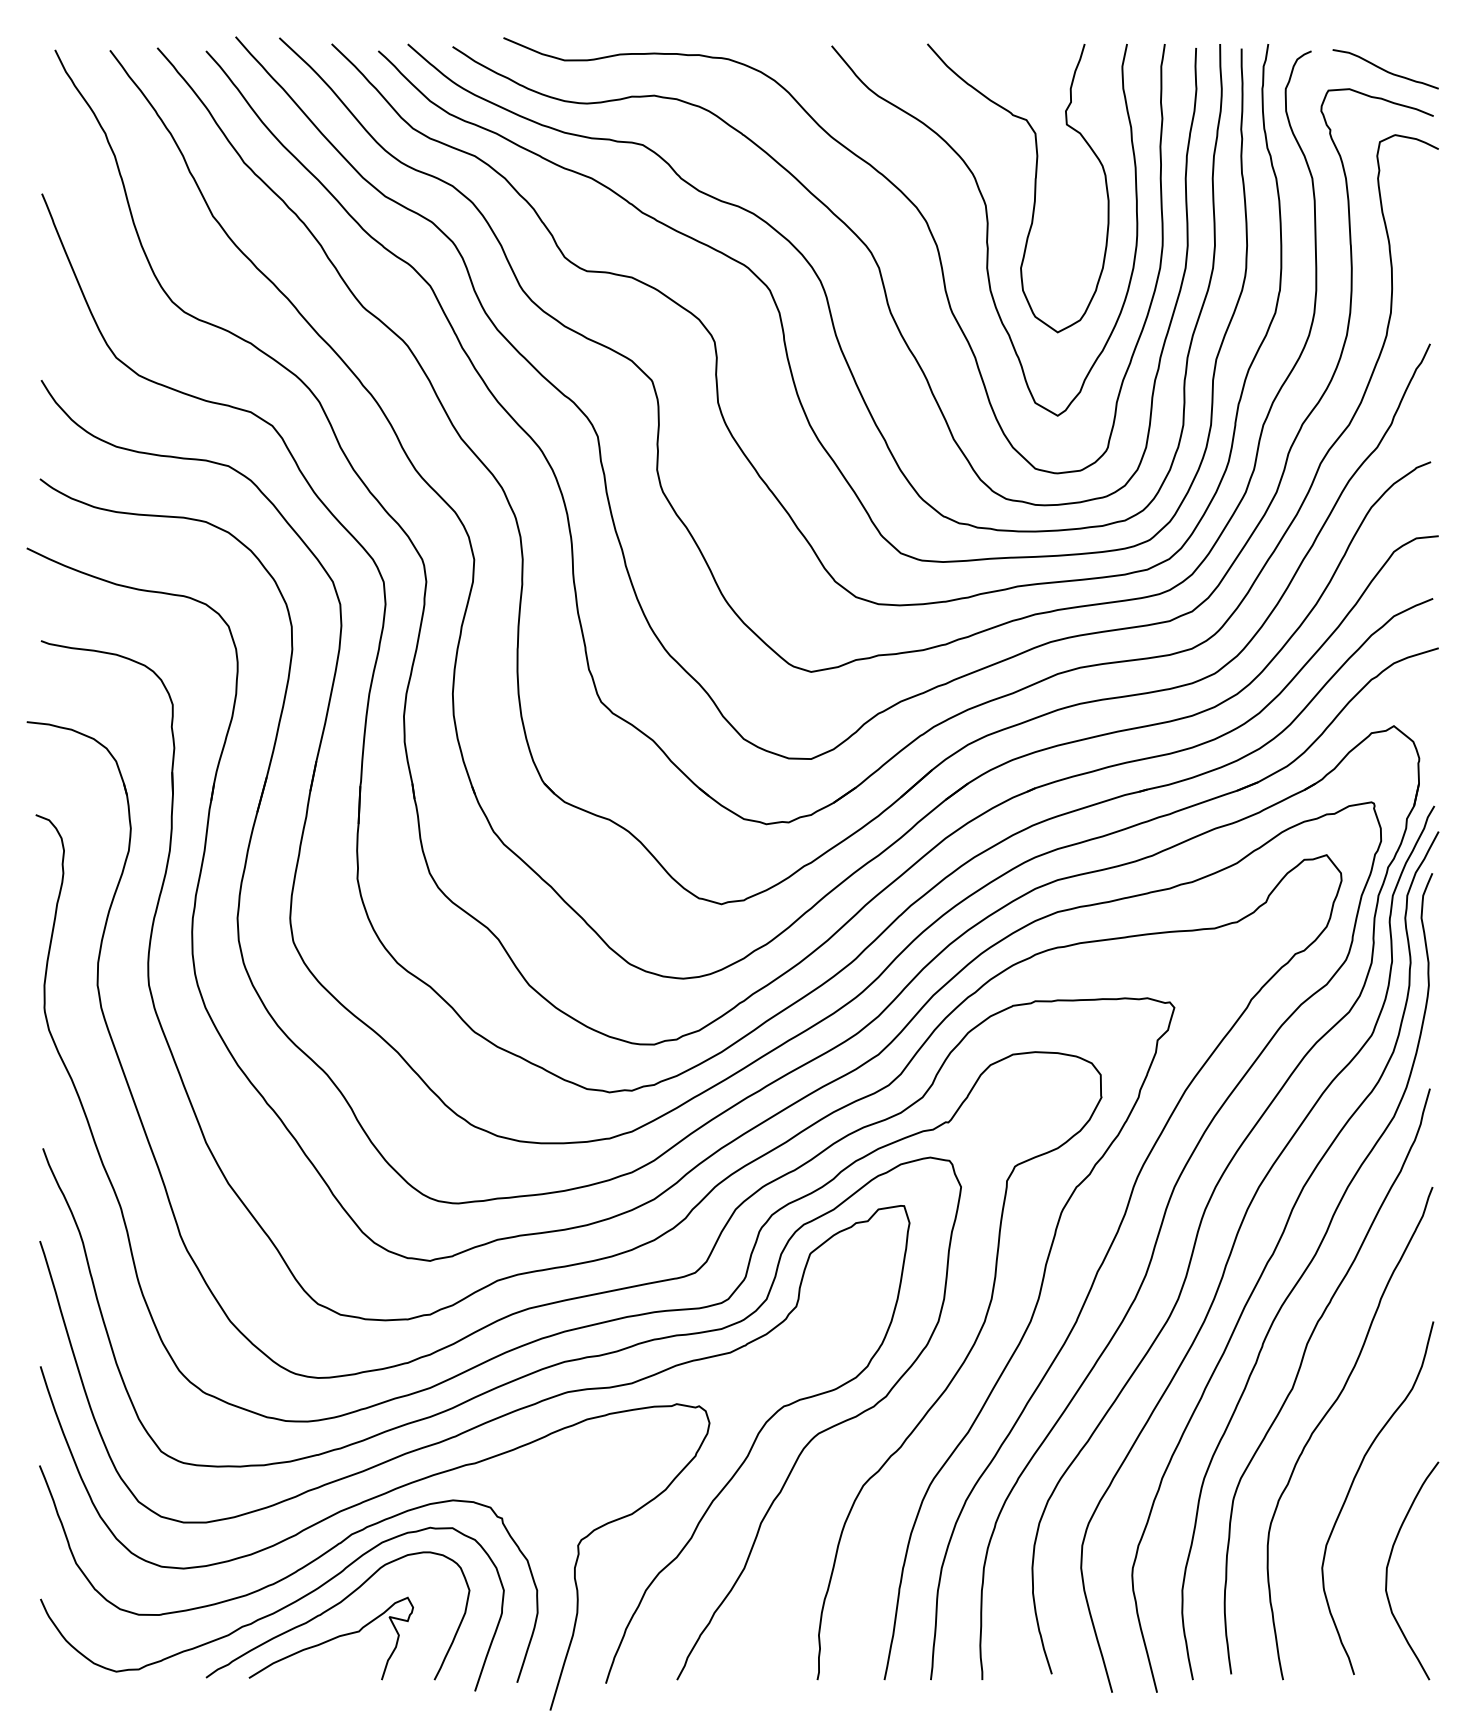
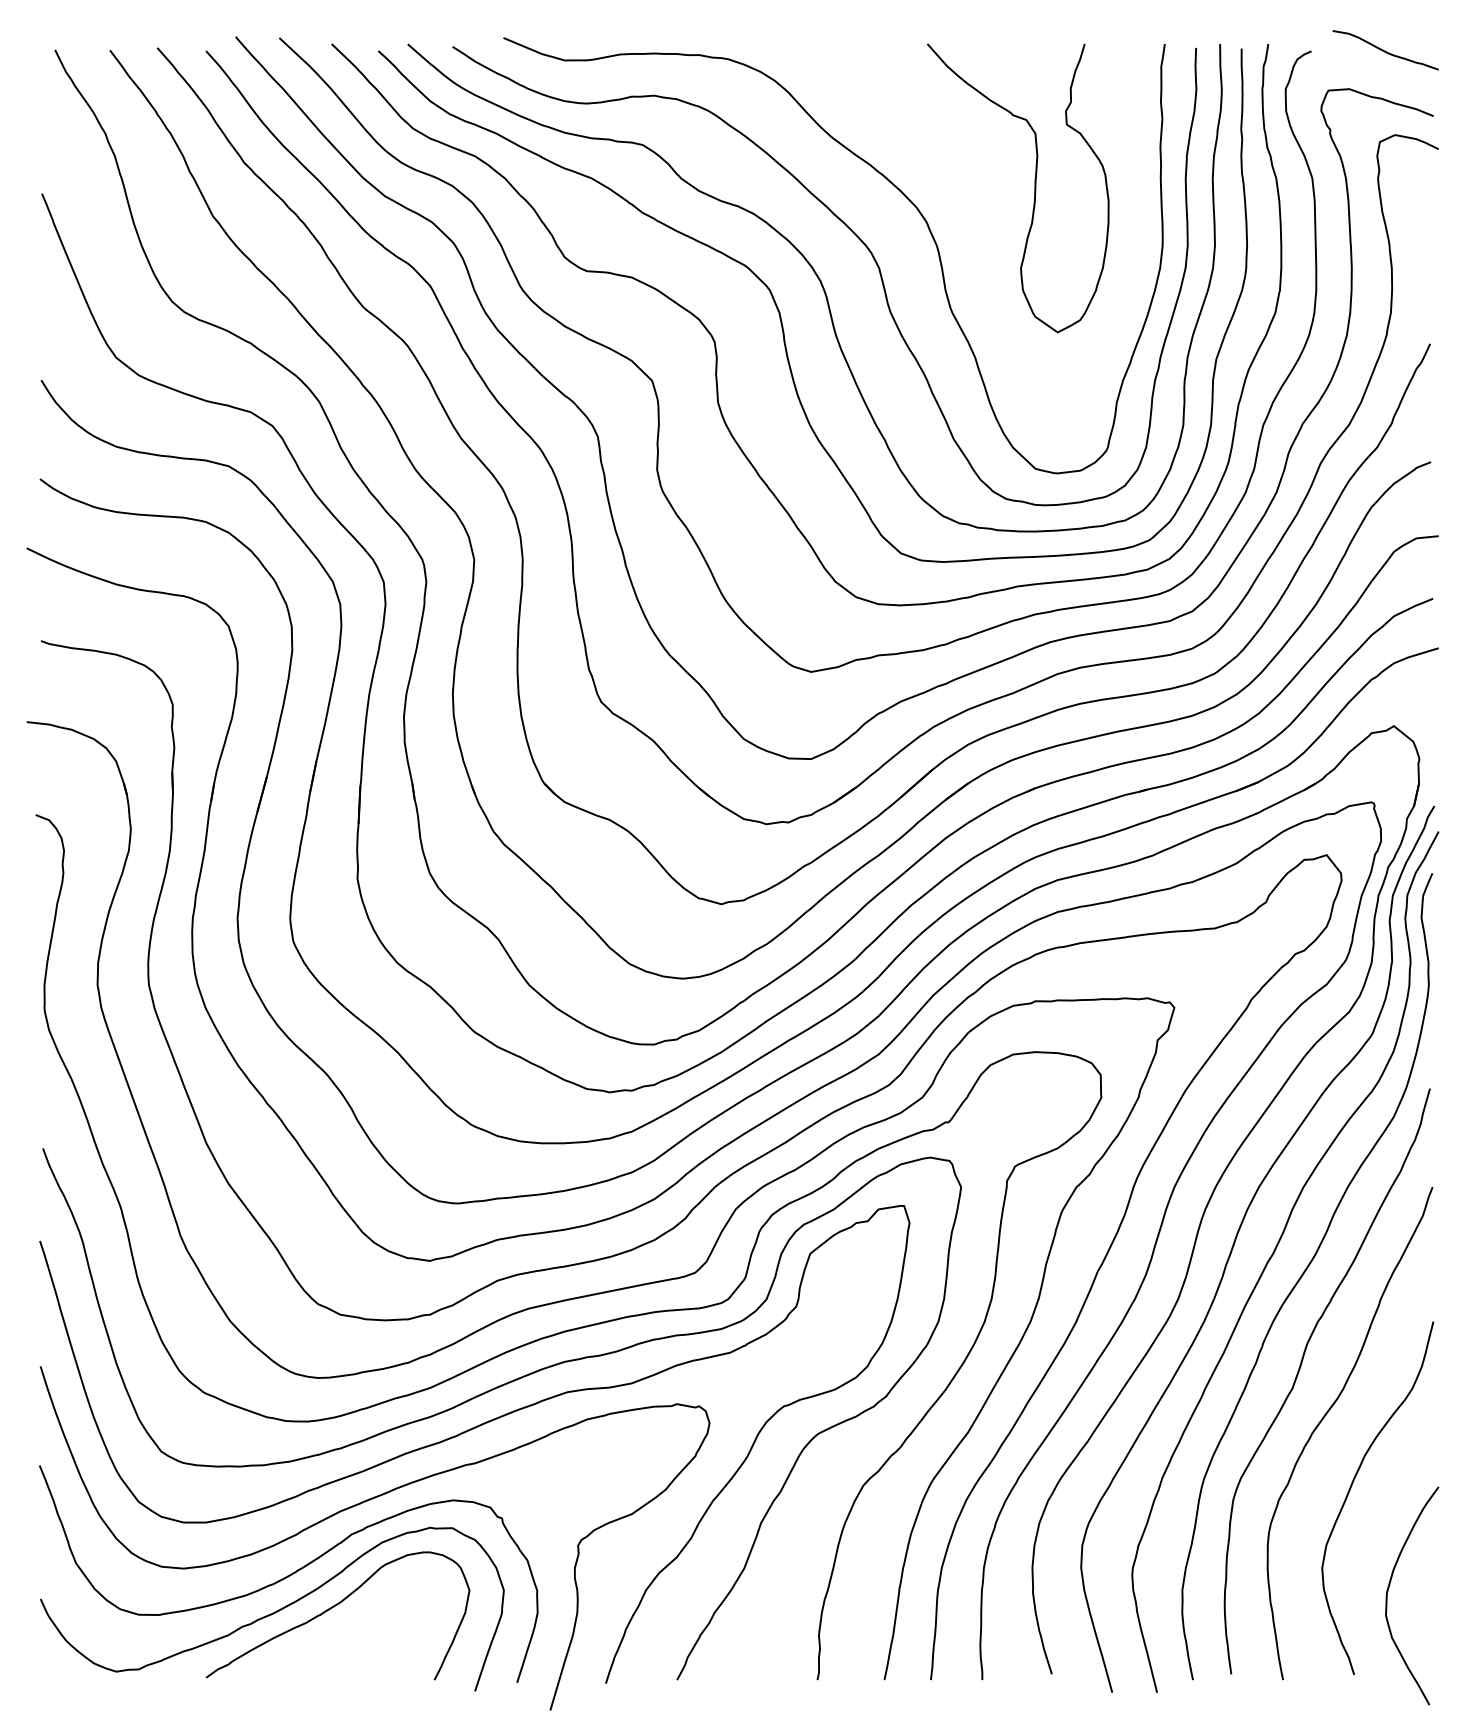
curve position: (1385, 69) -> (1385, 50) (1385, 50)
curve: present -> none (986, 230)
curve position: (1389, 1563) -> (1389, 1588) (1389, 1588)
curve: present -> none (331, 1638)
